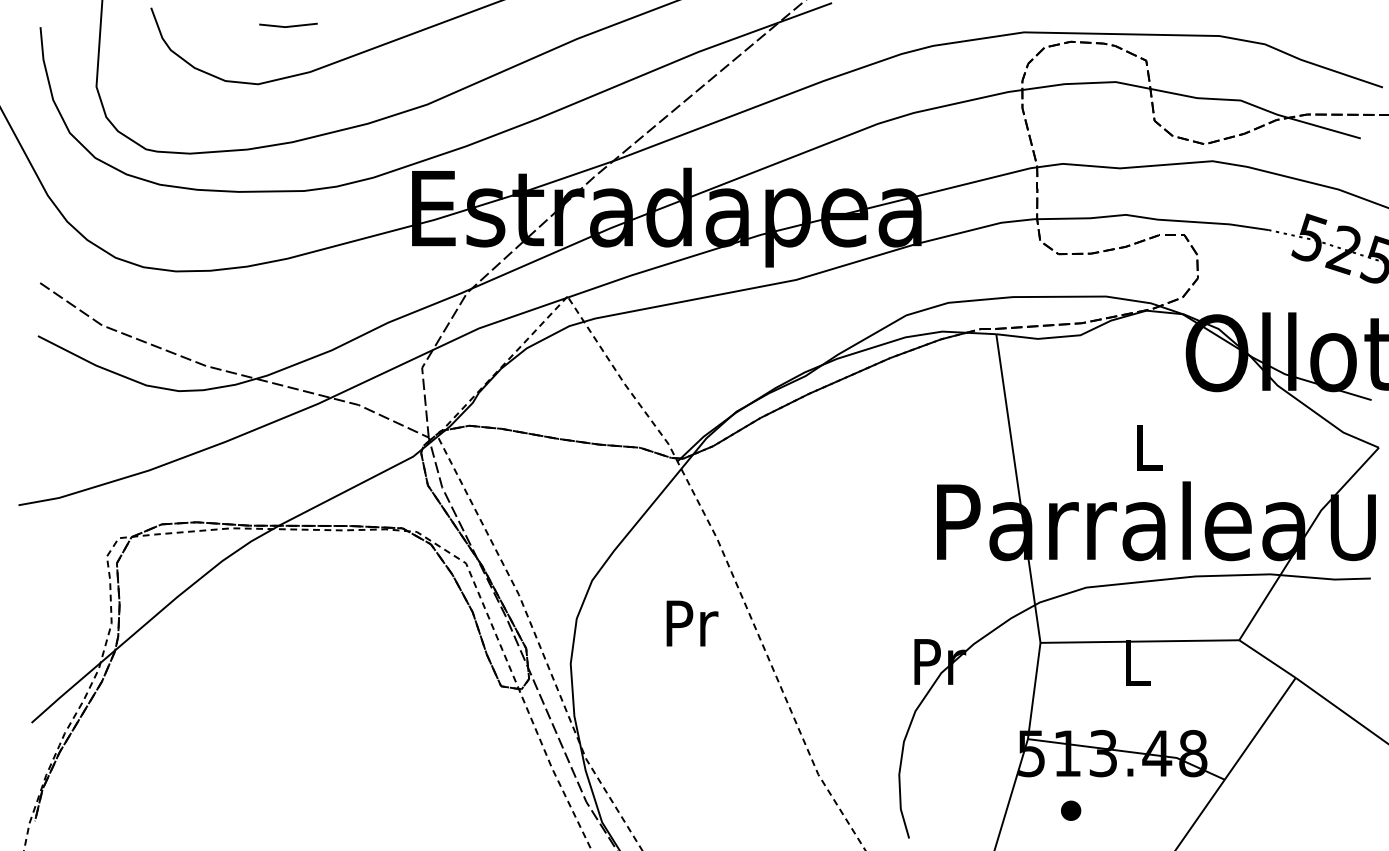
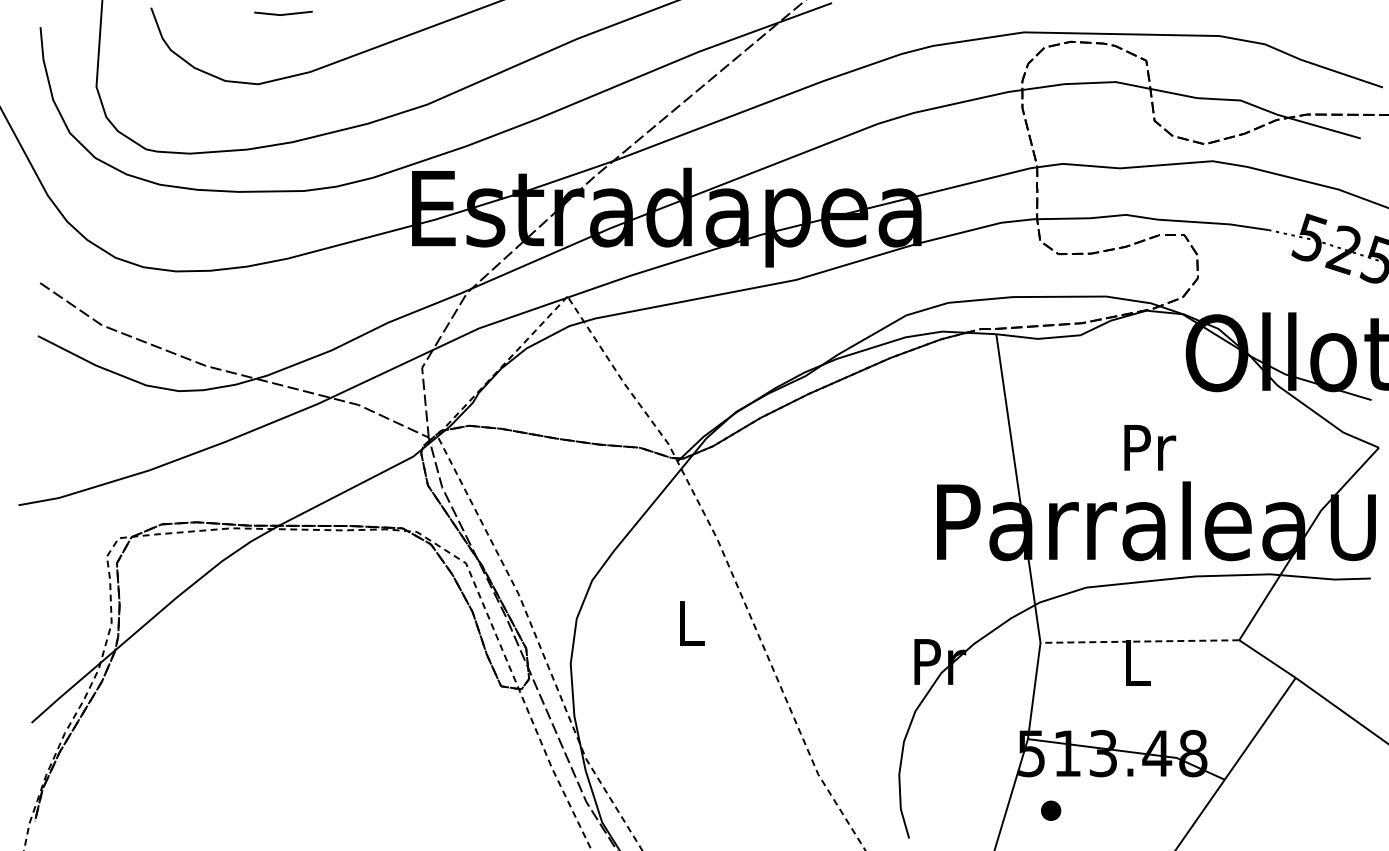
line position: (288, 25) -> (283, 13) (283, 13)
text: L -> Pr (1150, 447)
text: Pr -> L (692, 623)
line: solid -> dashed (1139, 641)
part position: (1071, 810) -> (1051, 810) (1051, 810)
